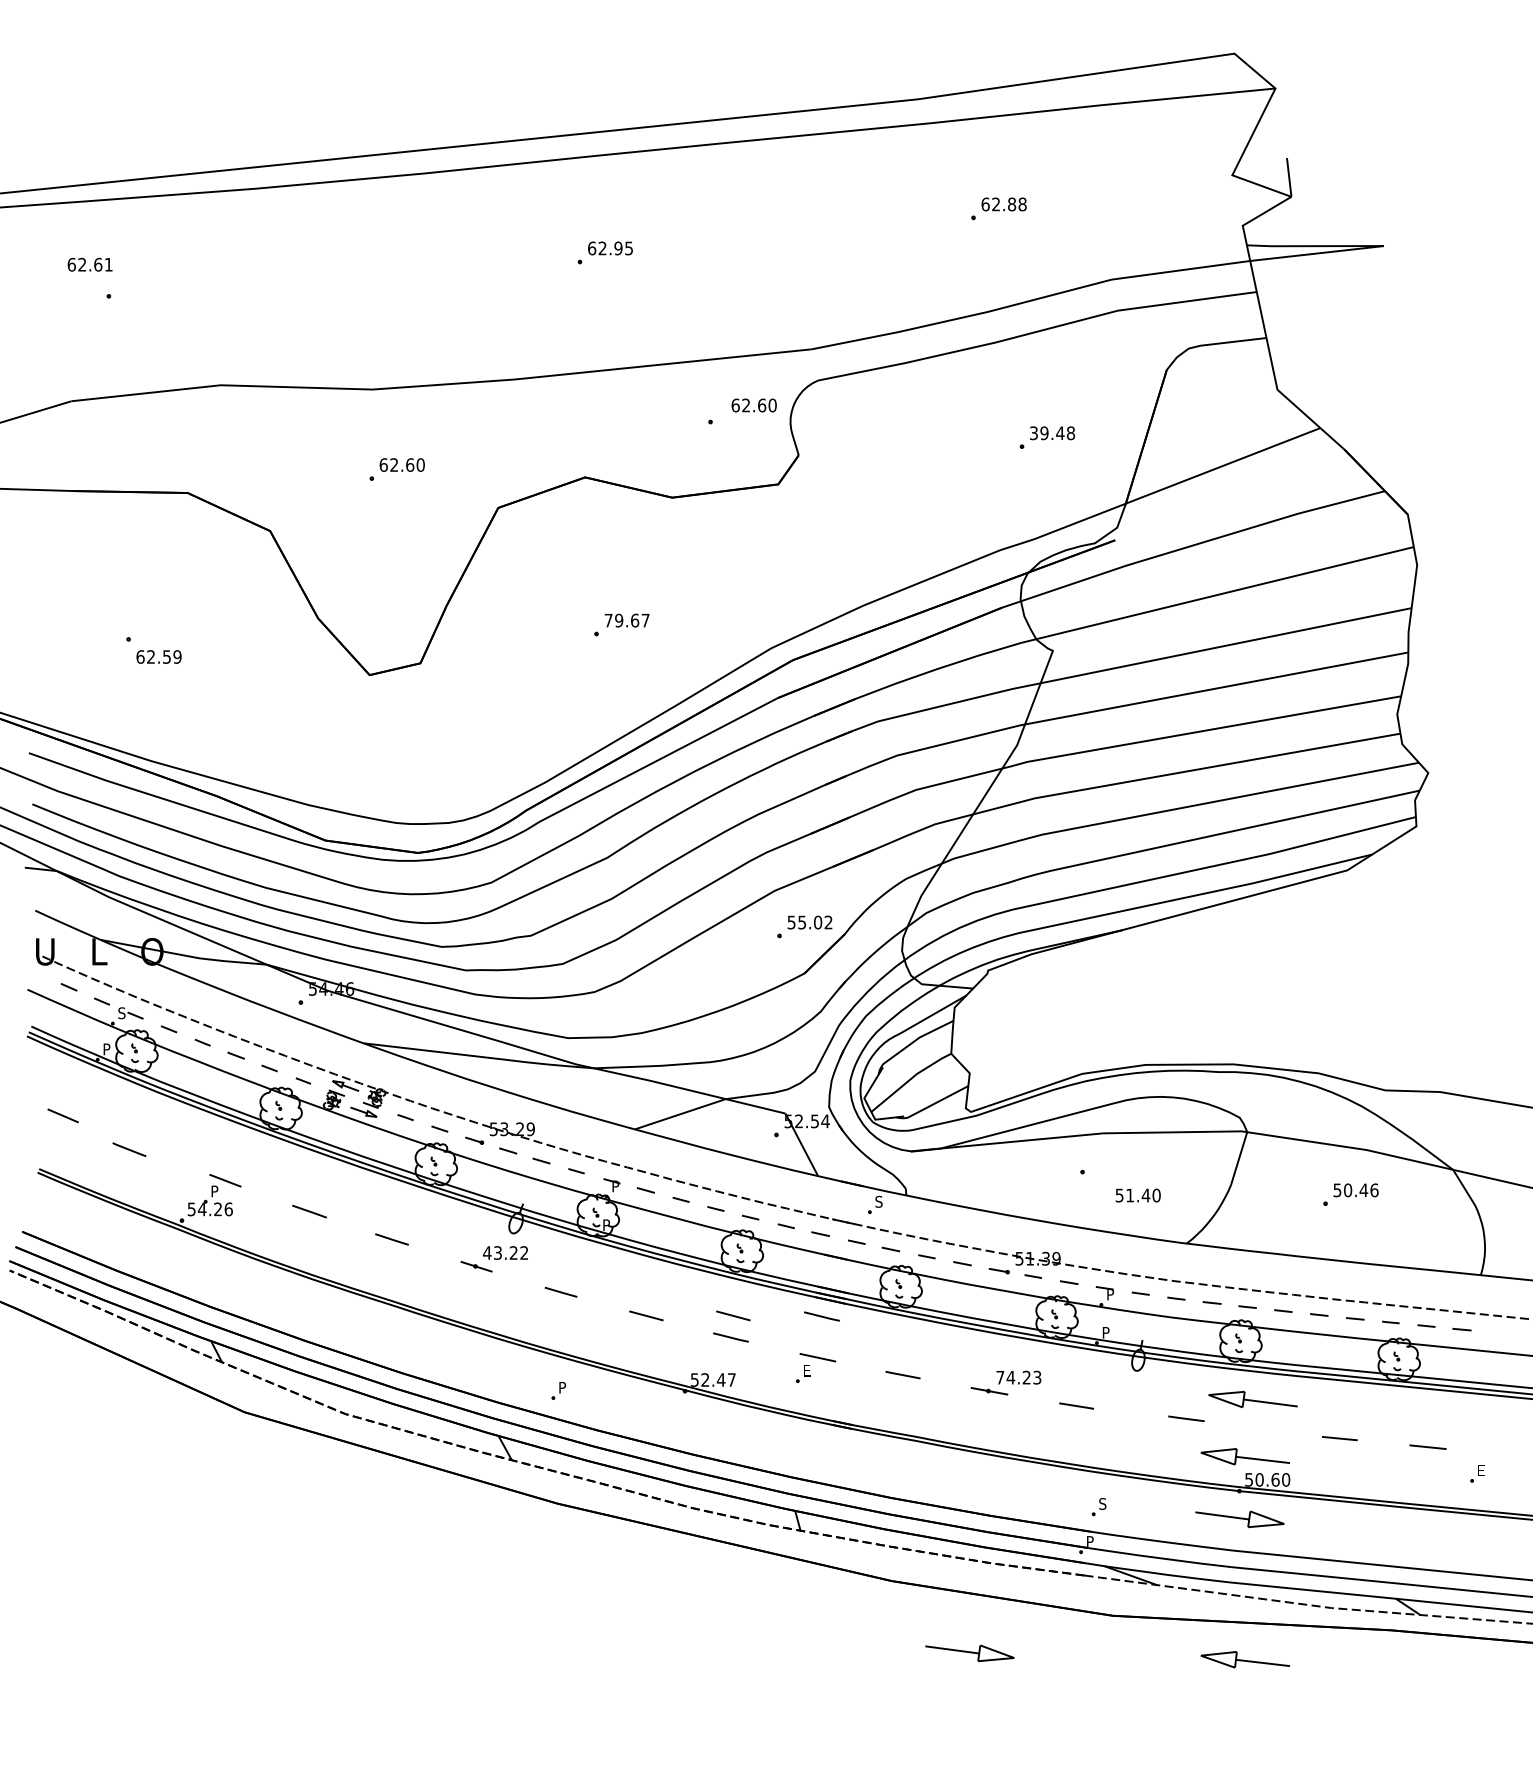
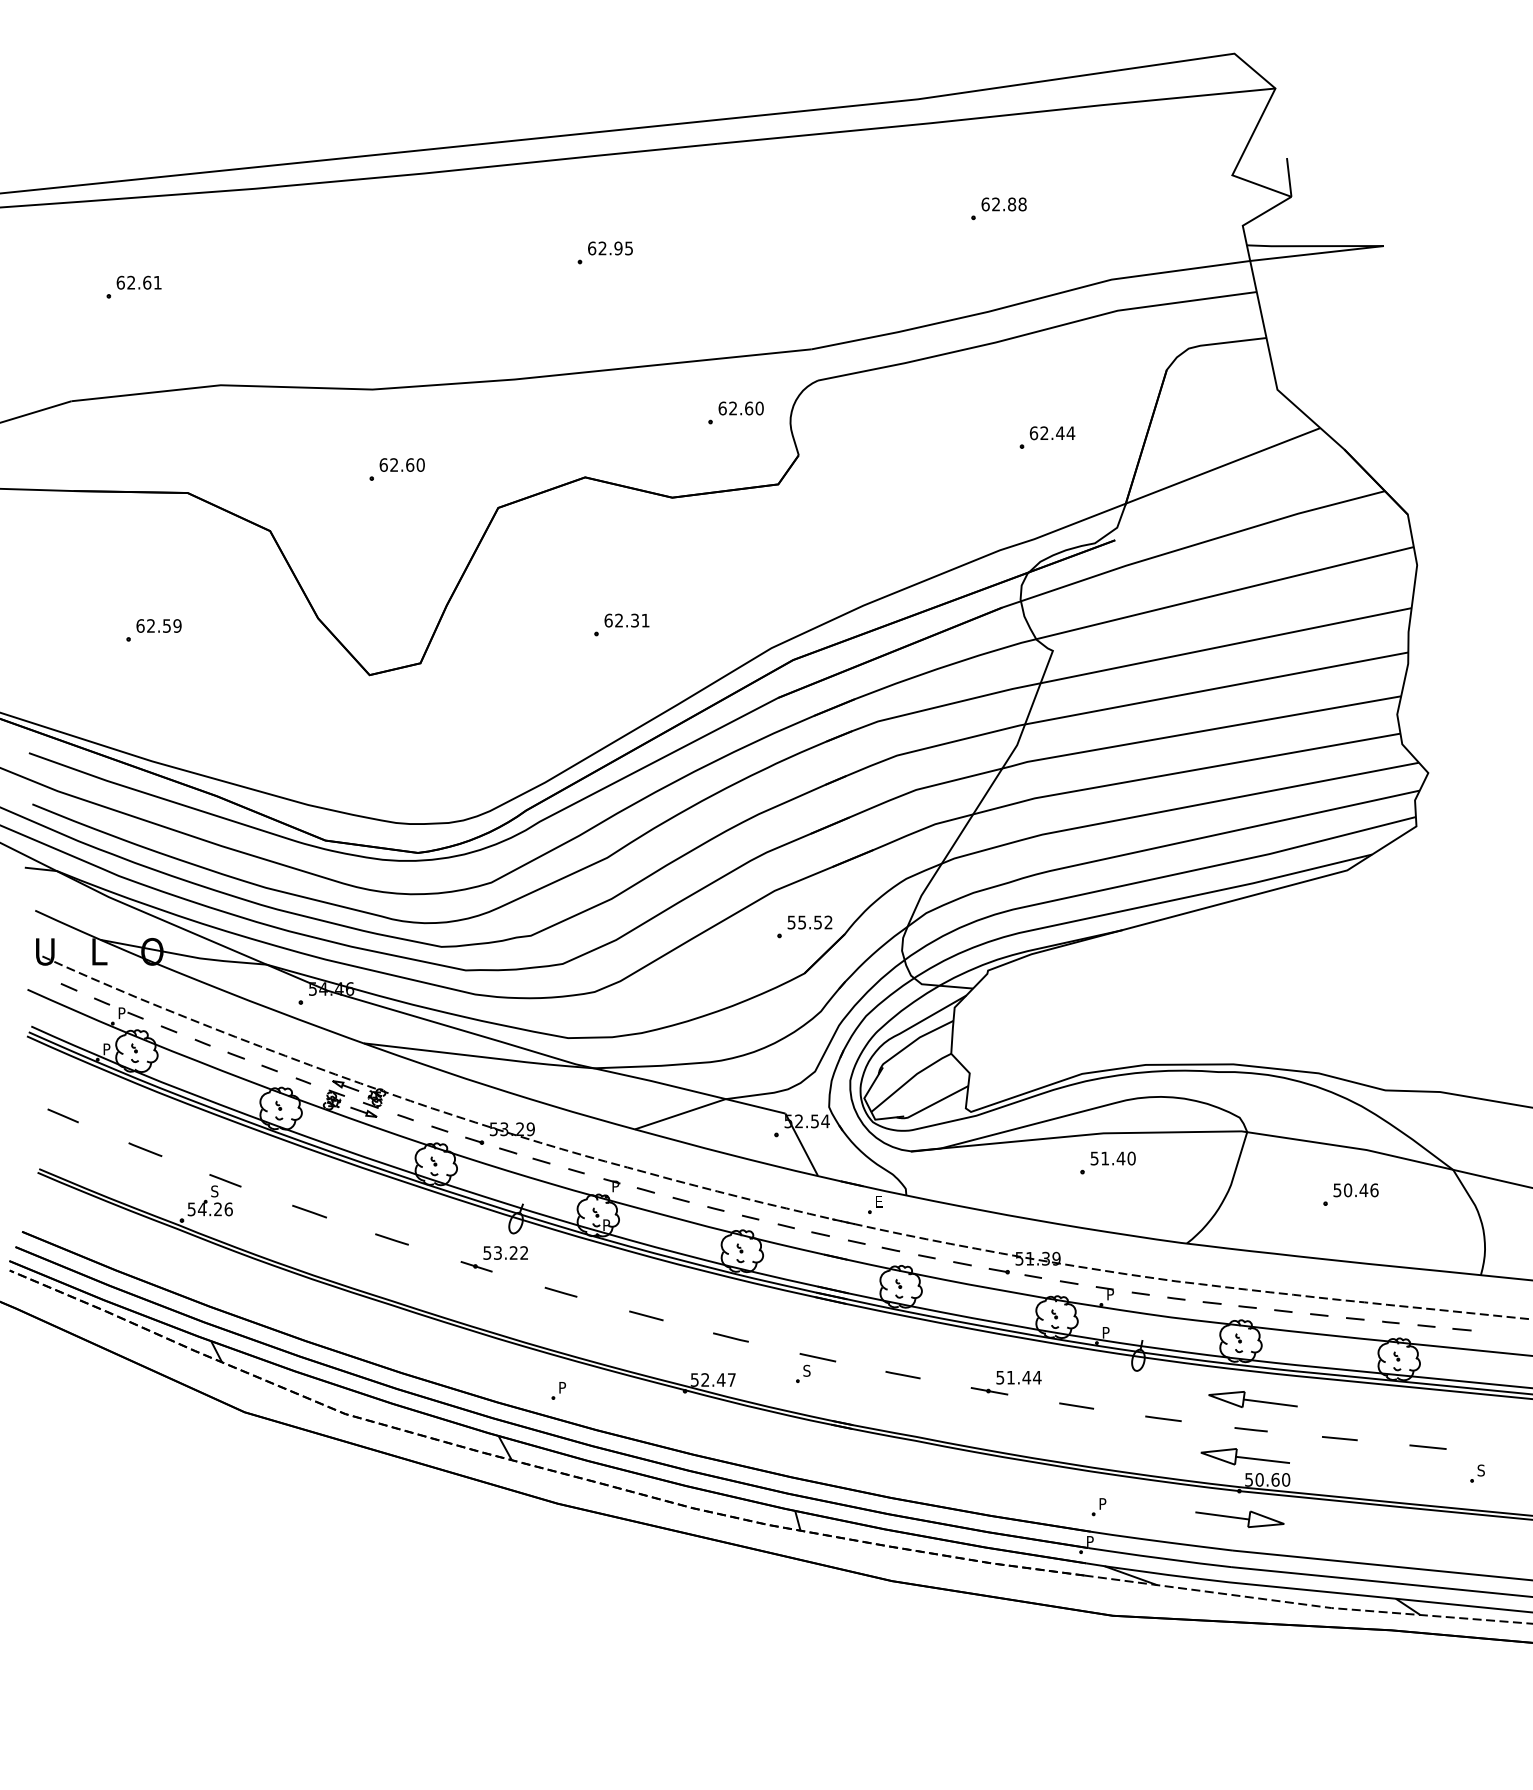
text position: (89, 264) -> (138, 282) (138, 282)
text position: (753, 405) -> (740, 408) (740, 408)
text: 39.48 -> 62.44 (1052, 433)
text: 79.67 -> 62.31 (626, 620)
text position: (158, 656) -> (158, 625) (158, 625)
text: 55.02 -> 55.52 (818, 922)
text: S -> P (121, 1013)
line position: (129, 1149) -> (145, 1149) (145, 1149)
text: P -> S (214, 1191)
text position: (1137, 1195) -> (1112, 1158) (1112, 1158)
text: S -> E (878, 1201)
text: 43.22 -> 53.22 (487, 1252)
line: present -> none (733, 1315)
line: present -> none (821, 1316)
text: E -> S (806, 1370)
text: 74.23 -> 51.44 (1018, 1377)
line position: (1186, 1418) -> (1163, 1418) (1163, 1418)
line: none -> present (1250, 1429)
text: E -> S (1480, 1470)
text: S -> P (1102, 1503)
part: present -> none (969, 1652)
part: present -> none (1244, 1659)
